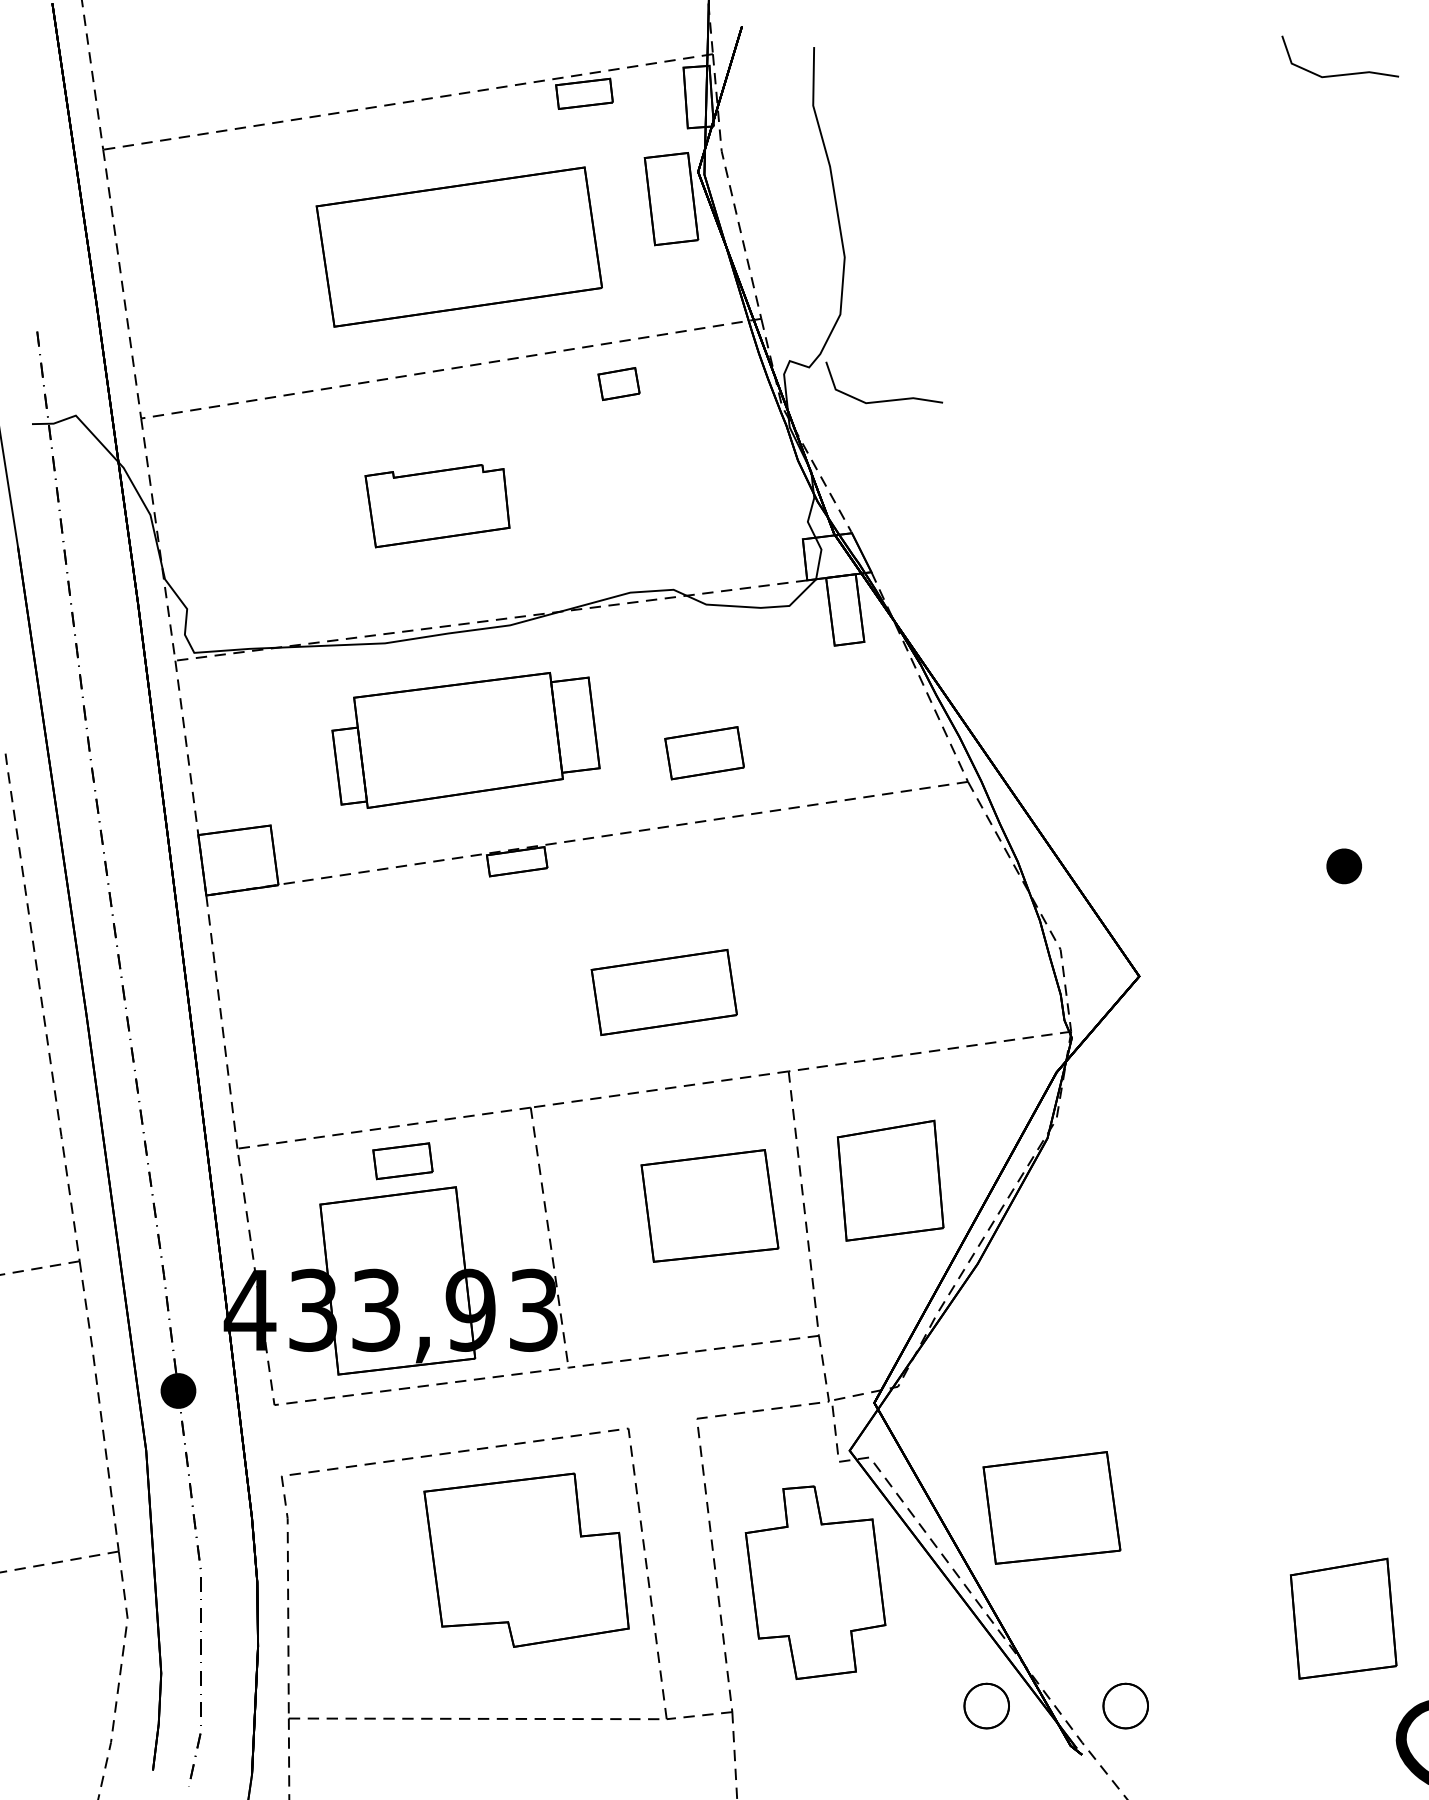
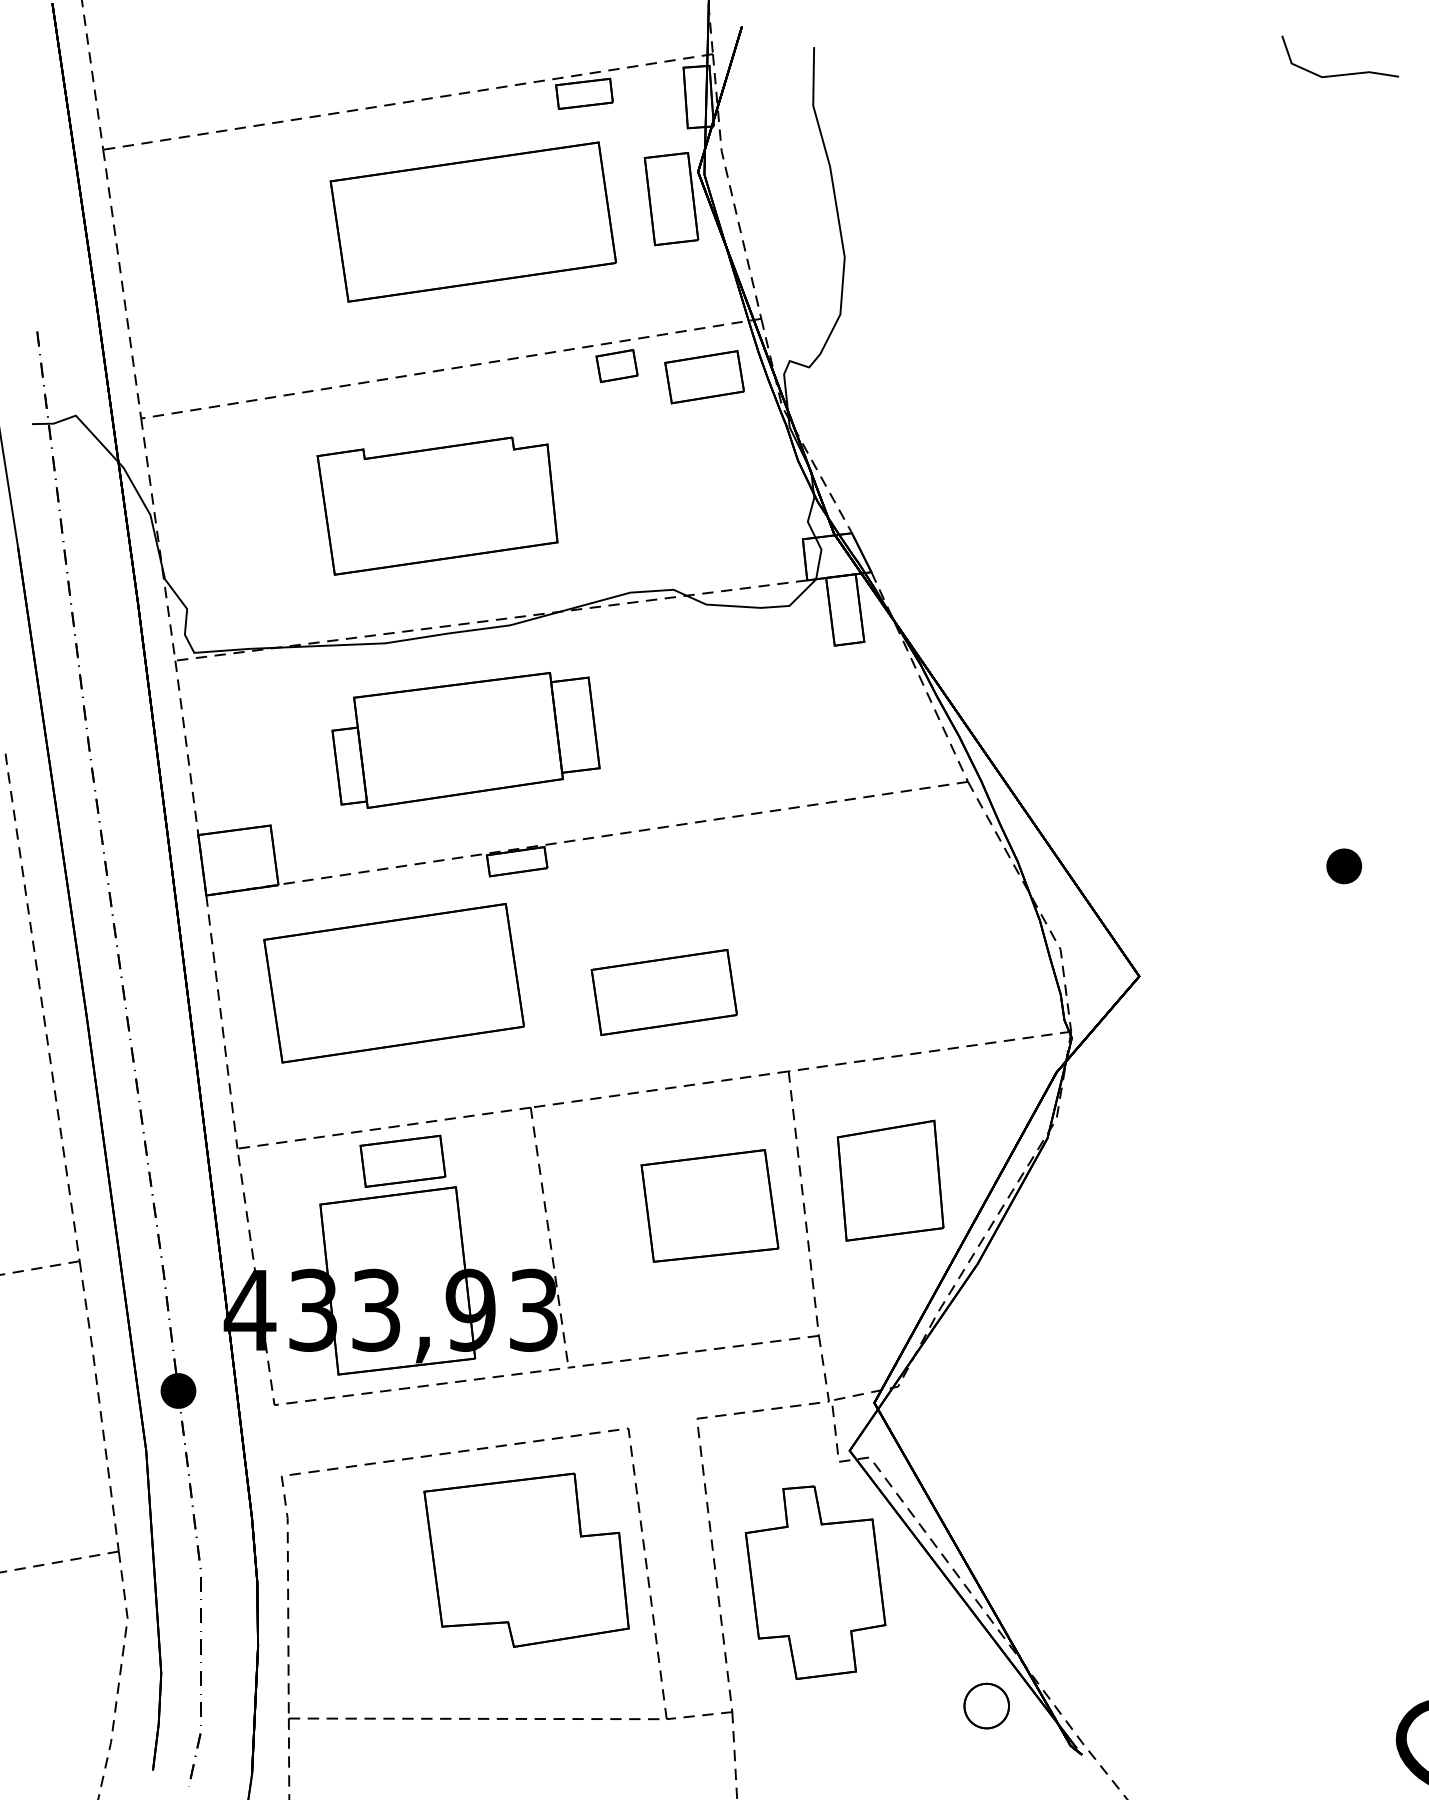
part position: (458, 246) -> (472, 221) (472, 221)
part position: (618, 383) -> (616, 365) (616, 365)
line: present -> none (888, 399)
part size: 147x85 px -> 243x140 px (437, 505)
part position: (704, 753) -> (704, 377) (704, 377)
part: none -> present (393, 983)
part size: 62x39 px -> 88x54 px (402, 1160)
part: present -> none (1051, 1507)
part: present -> none (1343, 1618)
part: present -> none (1125, 1705)
